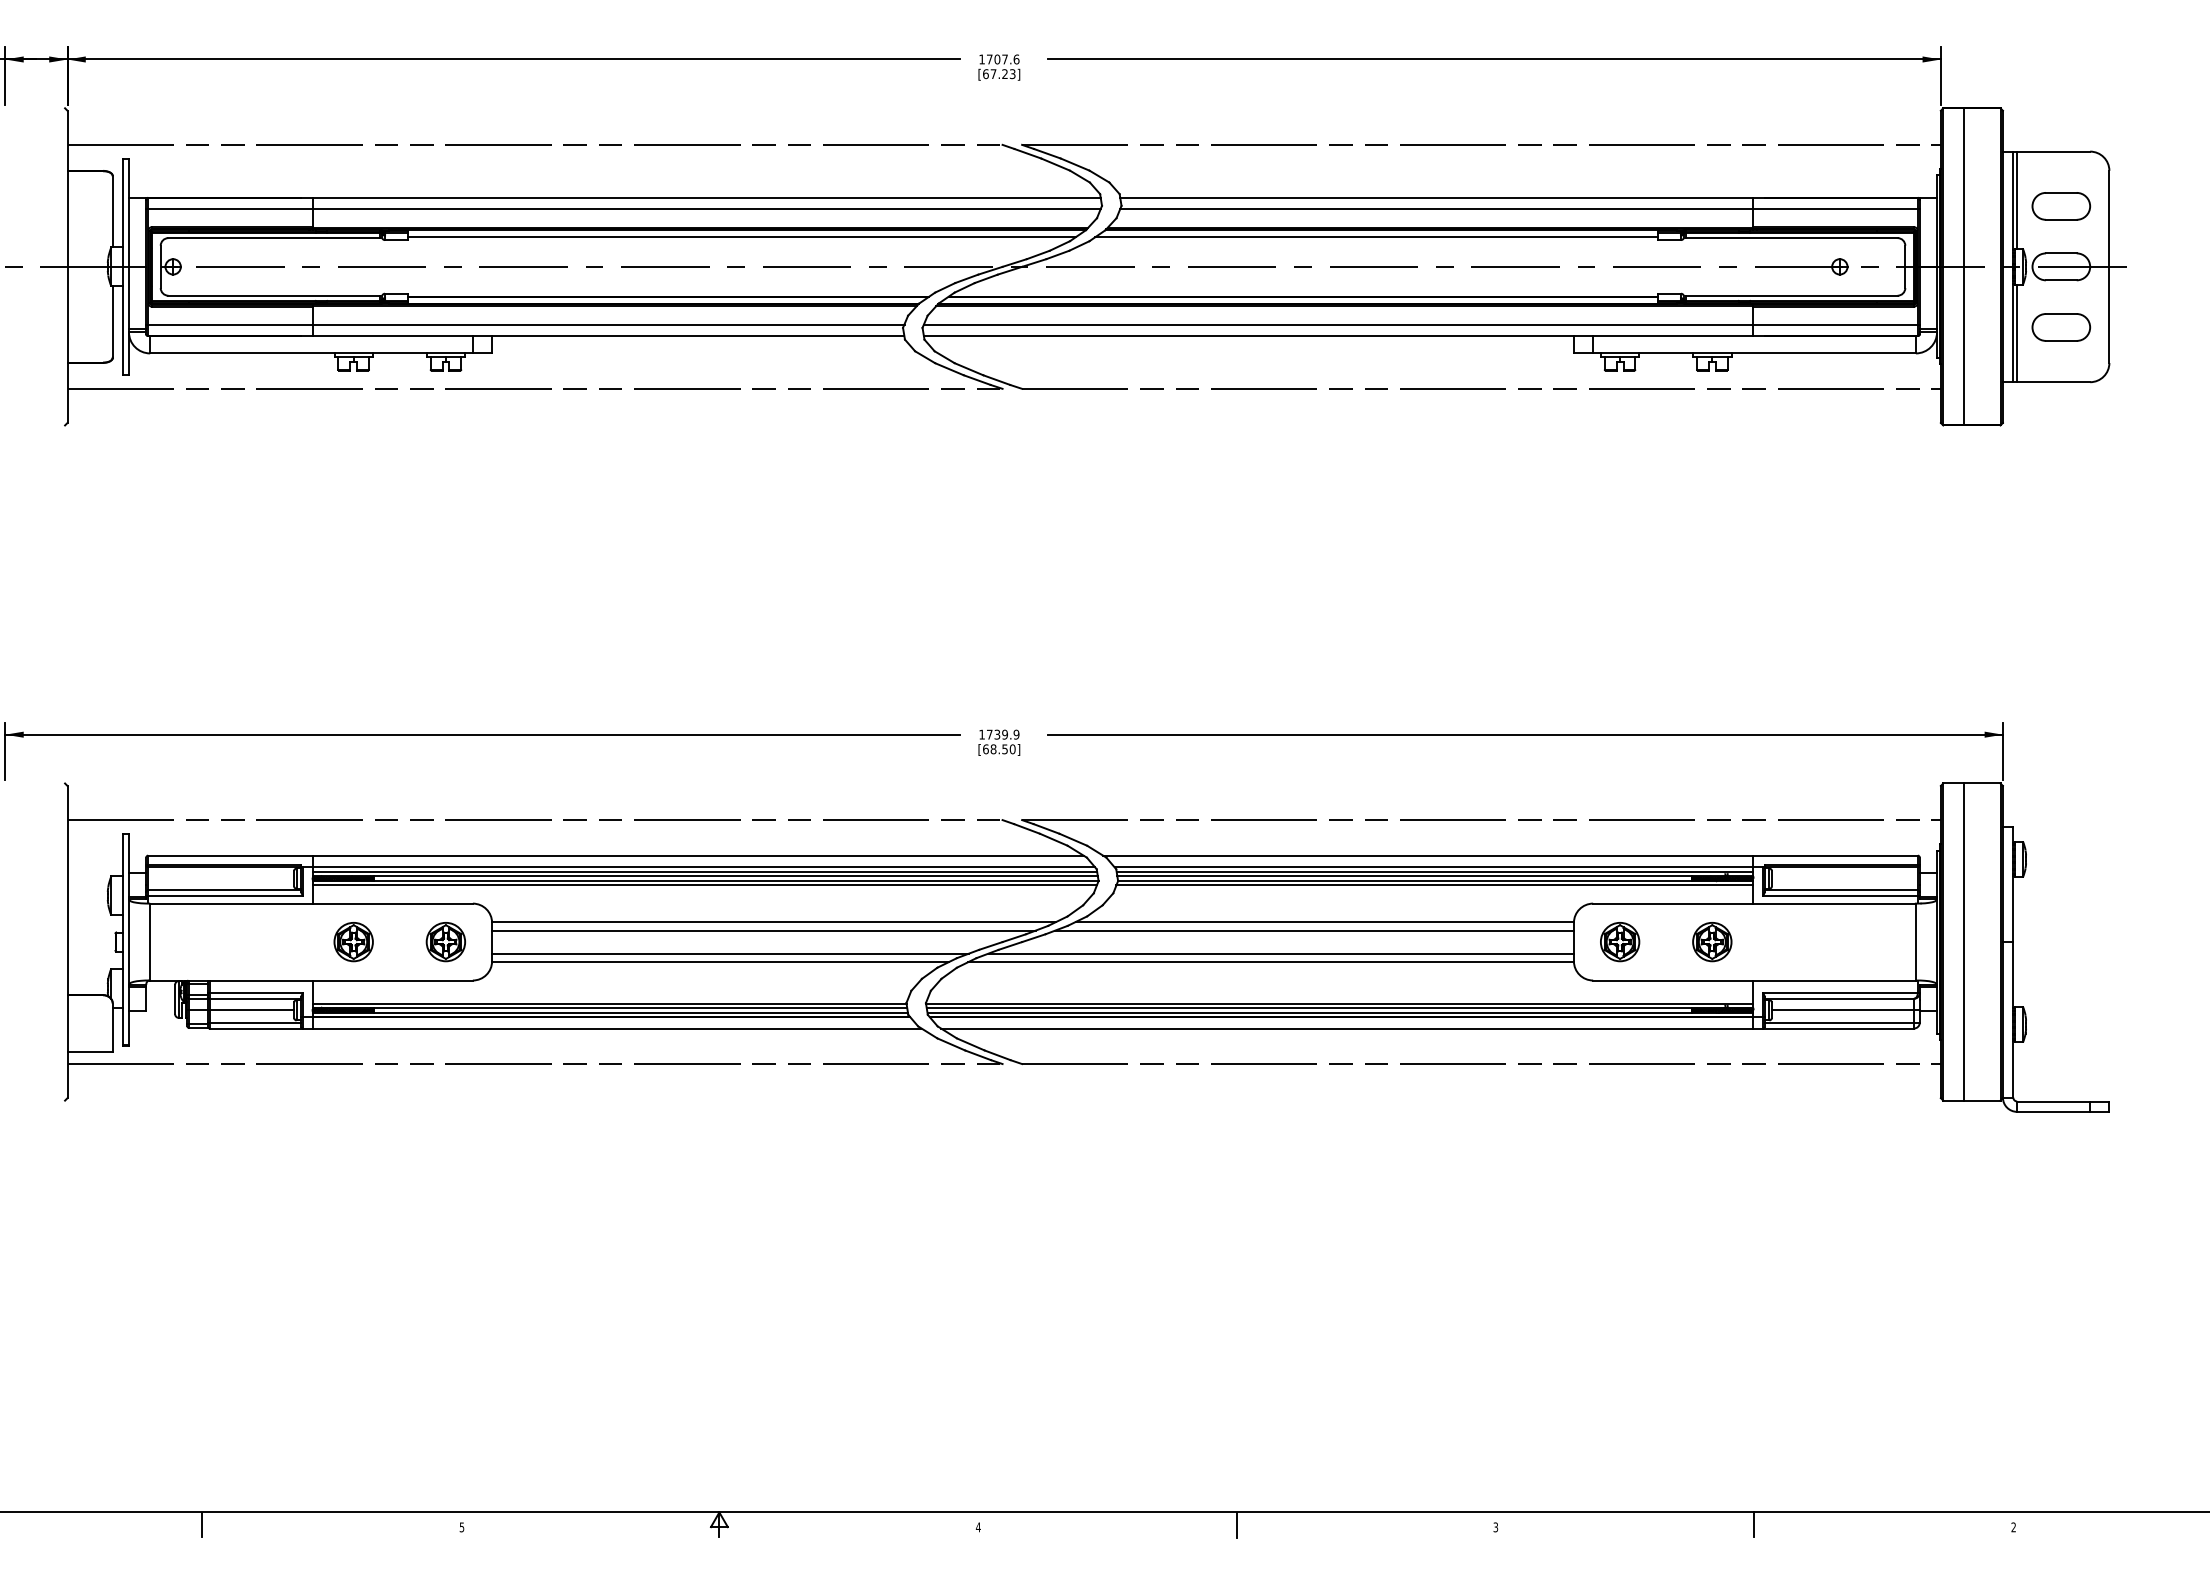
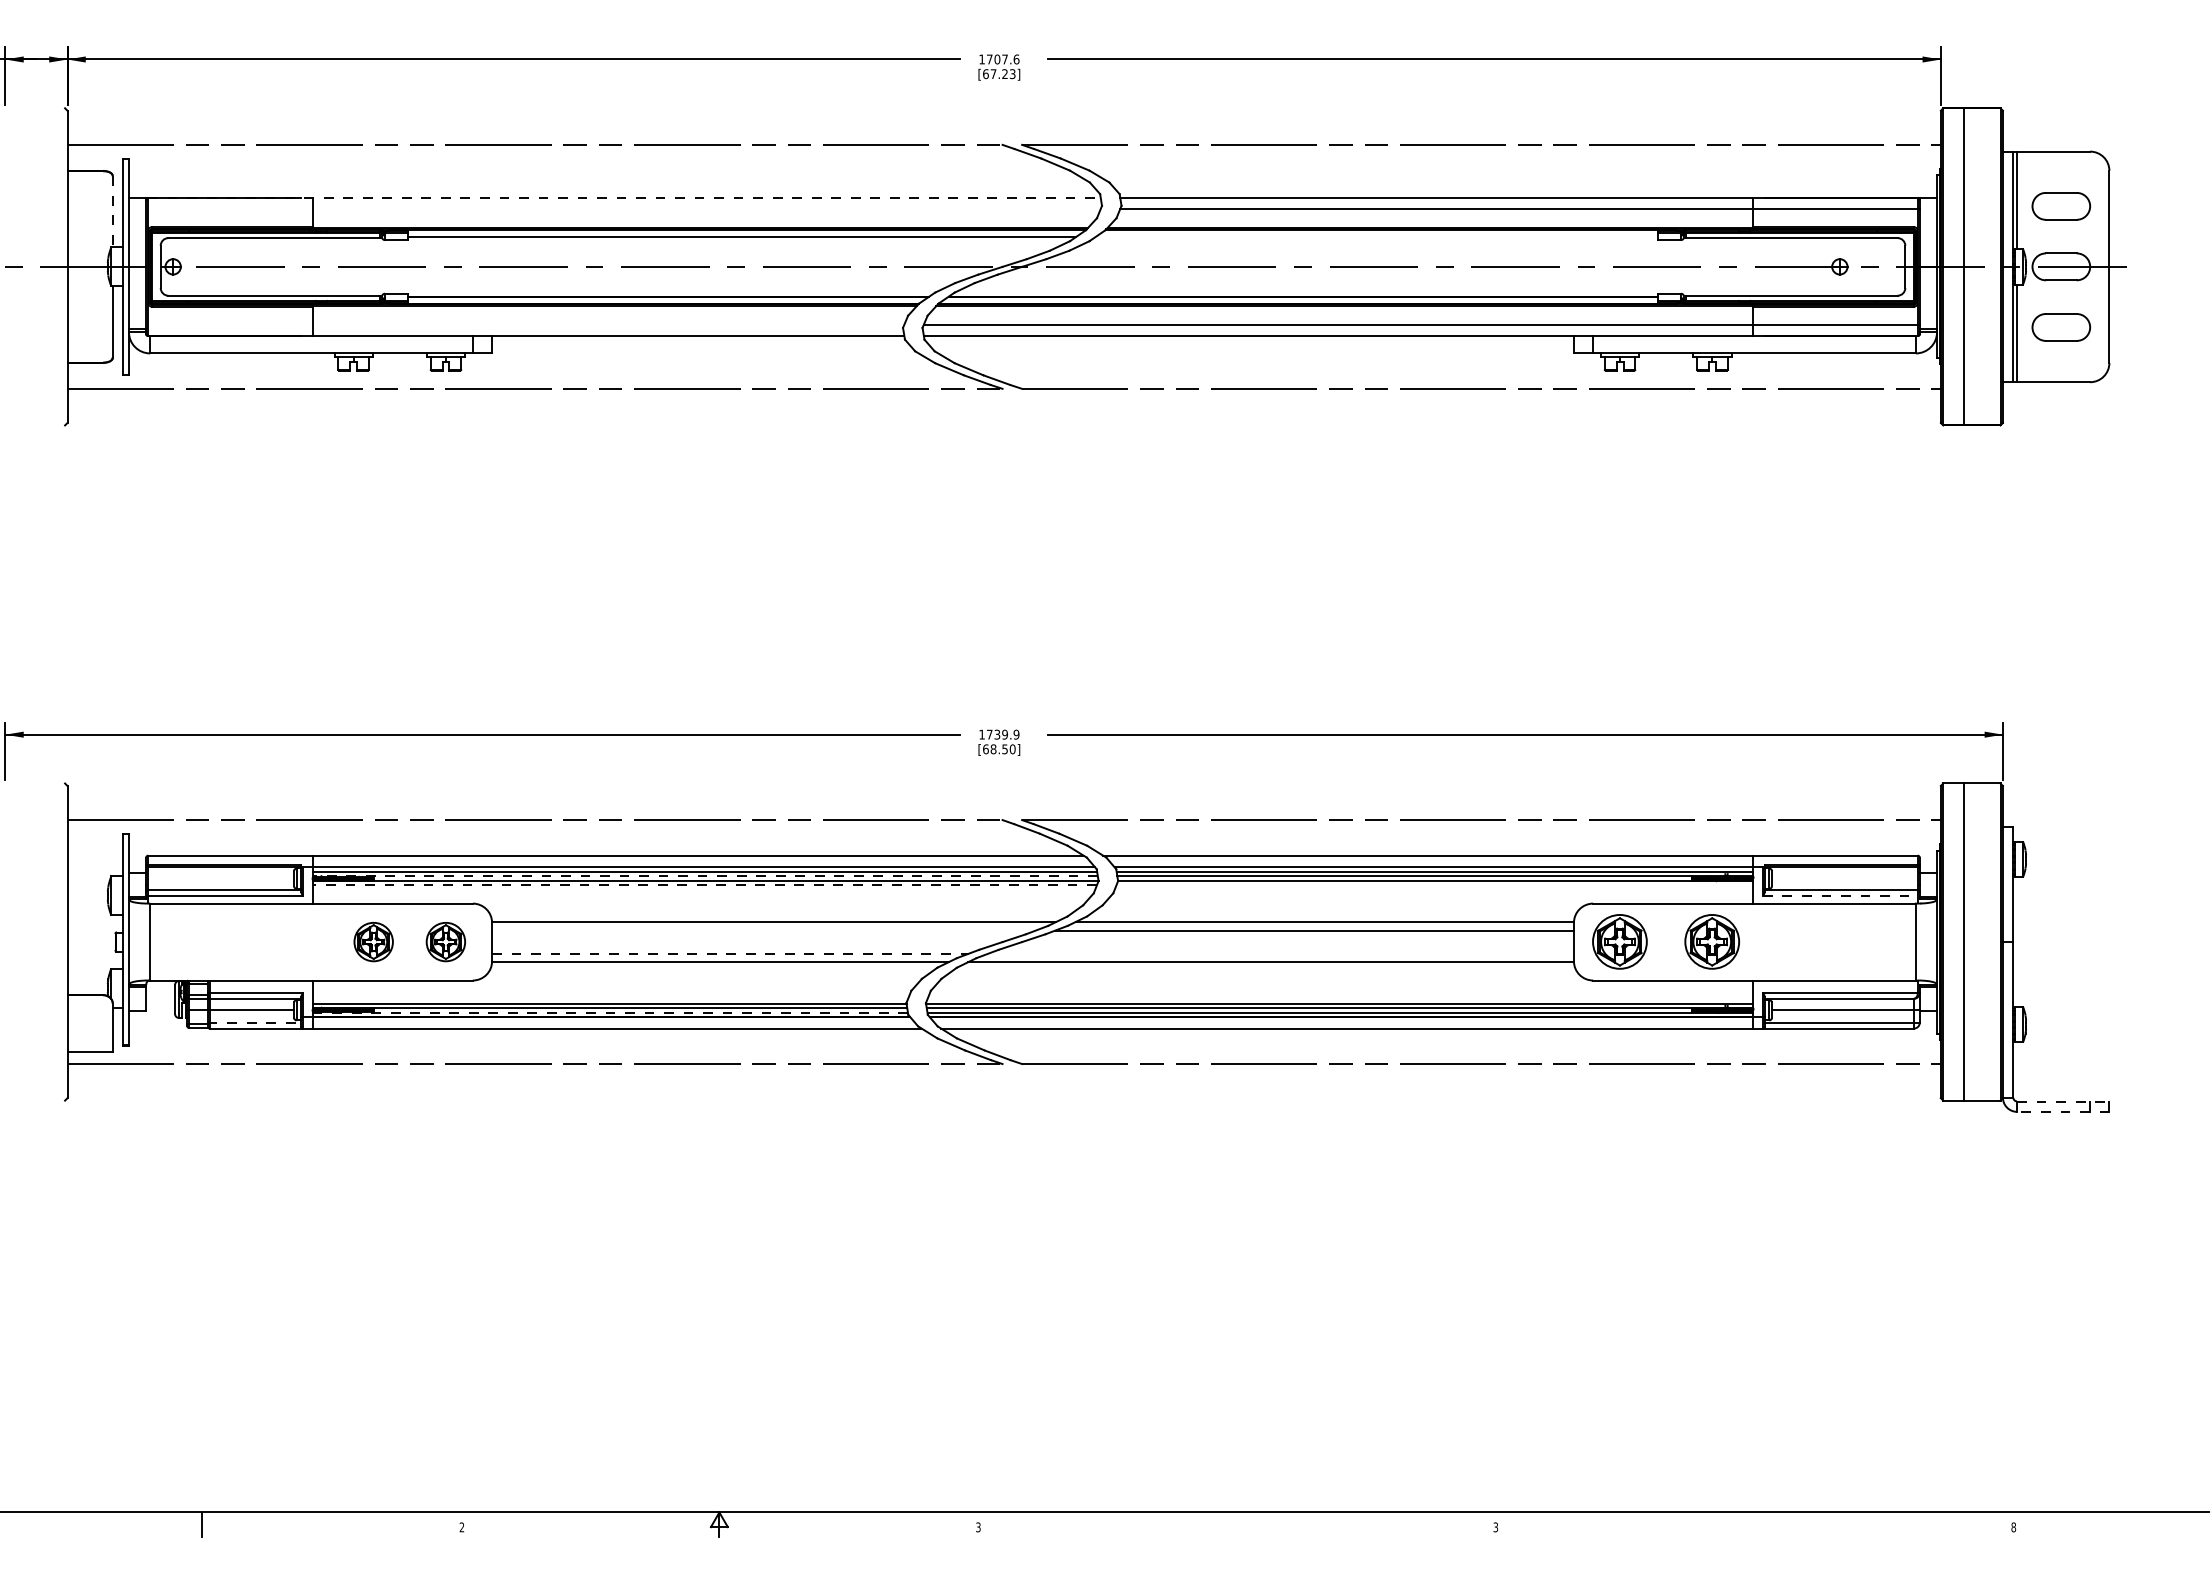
line: solid -> dashed (624, 197)
line: present -> none (623, 209)
line: solid -> dashed (112, 211)
line: present -> none (1376, 237)
line: present -> none (525, 324)
line: solid -> dashed (705, 876)
line: solid -> dashed (704, 885)
line: present -> none (1434, 885)
line: solid -> dashed (1841, 895)
line: present -> none (763, 930)
part position: (353, 942) -> (373, 942) (373, 942)
part size: 41x41 px -> 56x56 px (1619, 941)
part size: 41x41 px -> 56x56 px (1711, 941)
line: solid -> dashed (730, 953)
line: present -> none (1280, 953)
line: solid -> dashed (610, 1012)
line: solid -> dashed (254, 1022)
line: solid -> dashed (2063, 1101)
line: solid -> dashed (2062, 1111)
line: present -> none (1753, 1524)
line: present -> none (1236, 1525)
text: 5 -> 2 (461, 1527)
text: 4 -> 3 (977, 1527)
text: 2 -> 8 (2013, 1527)
